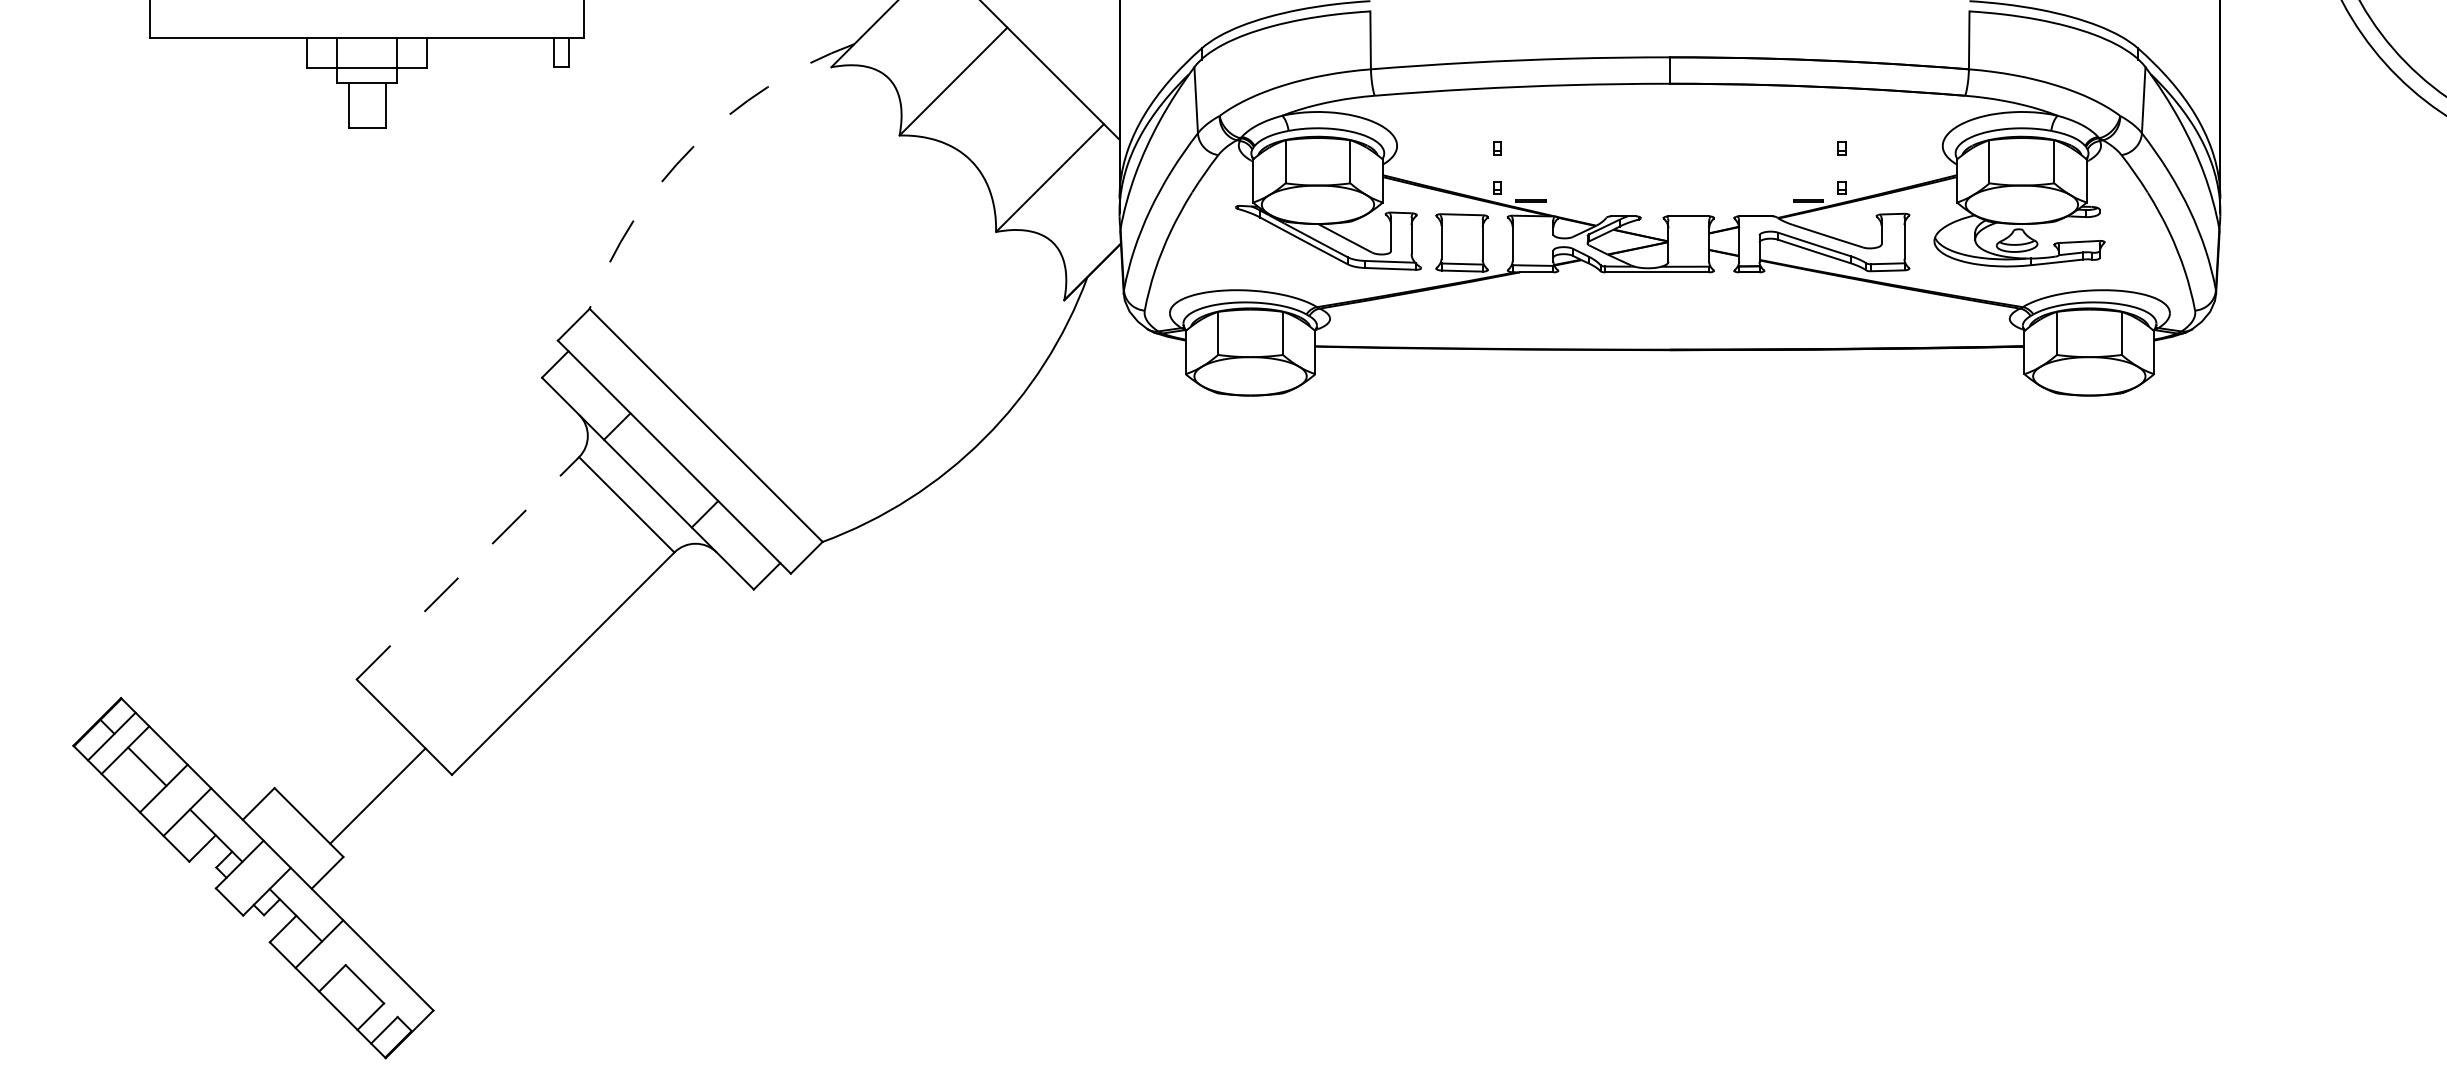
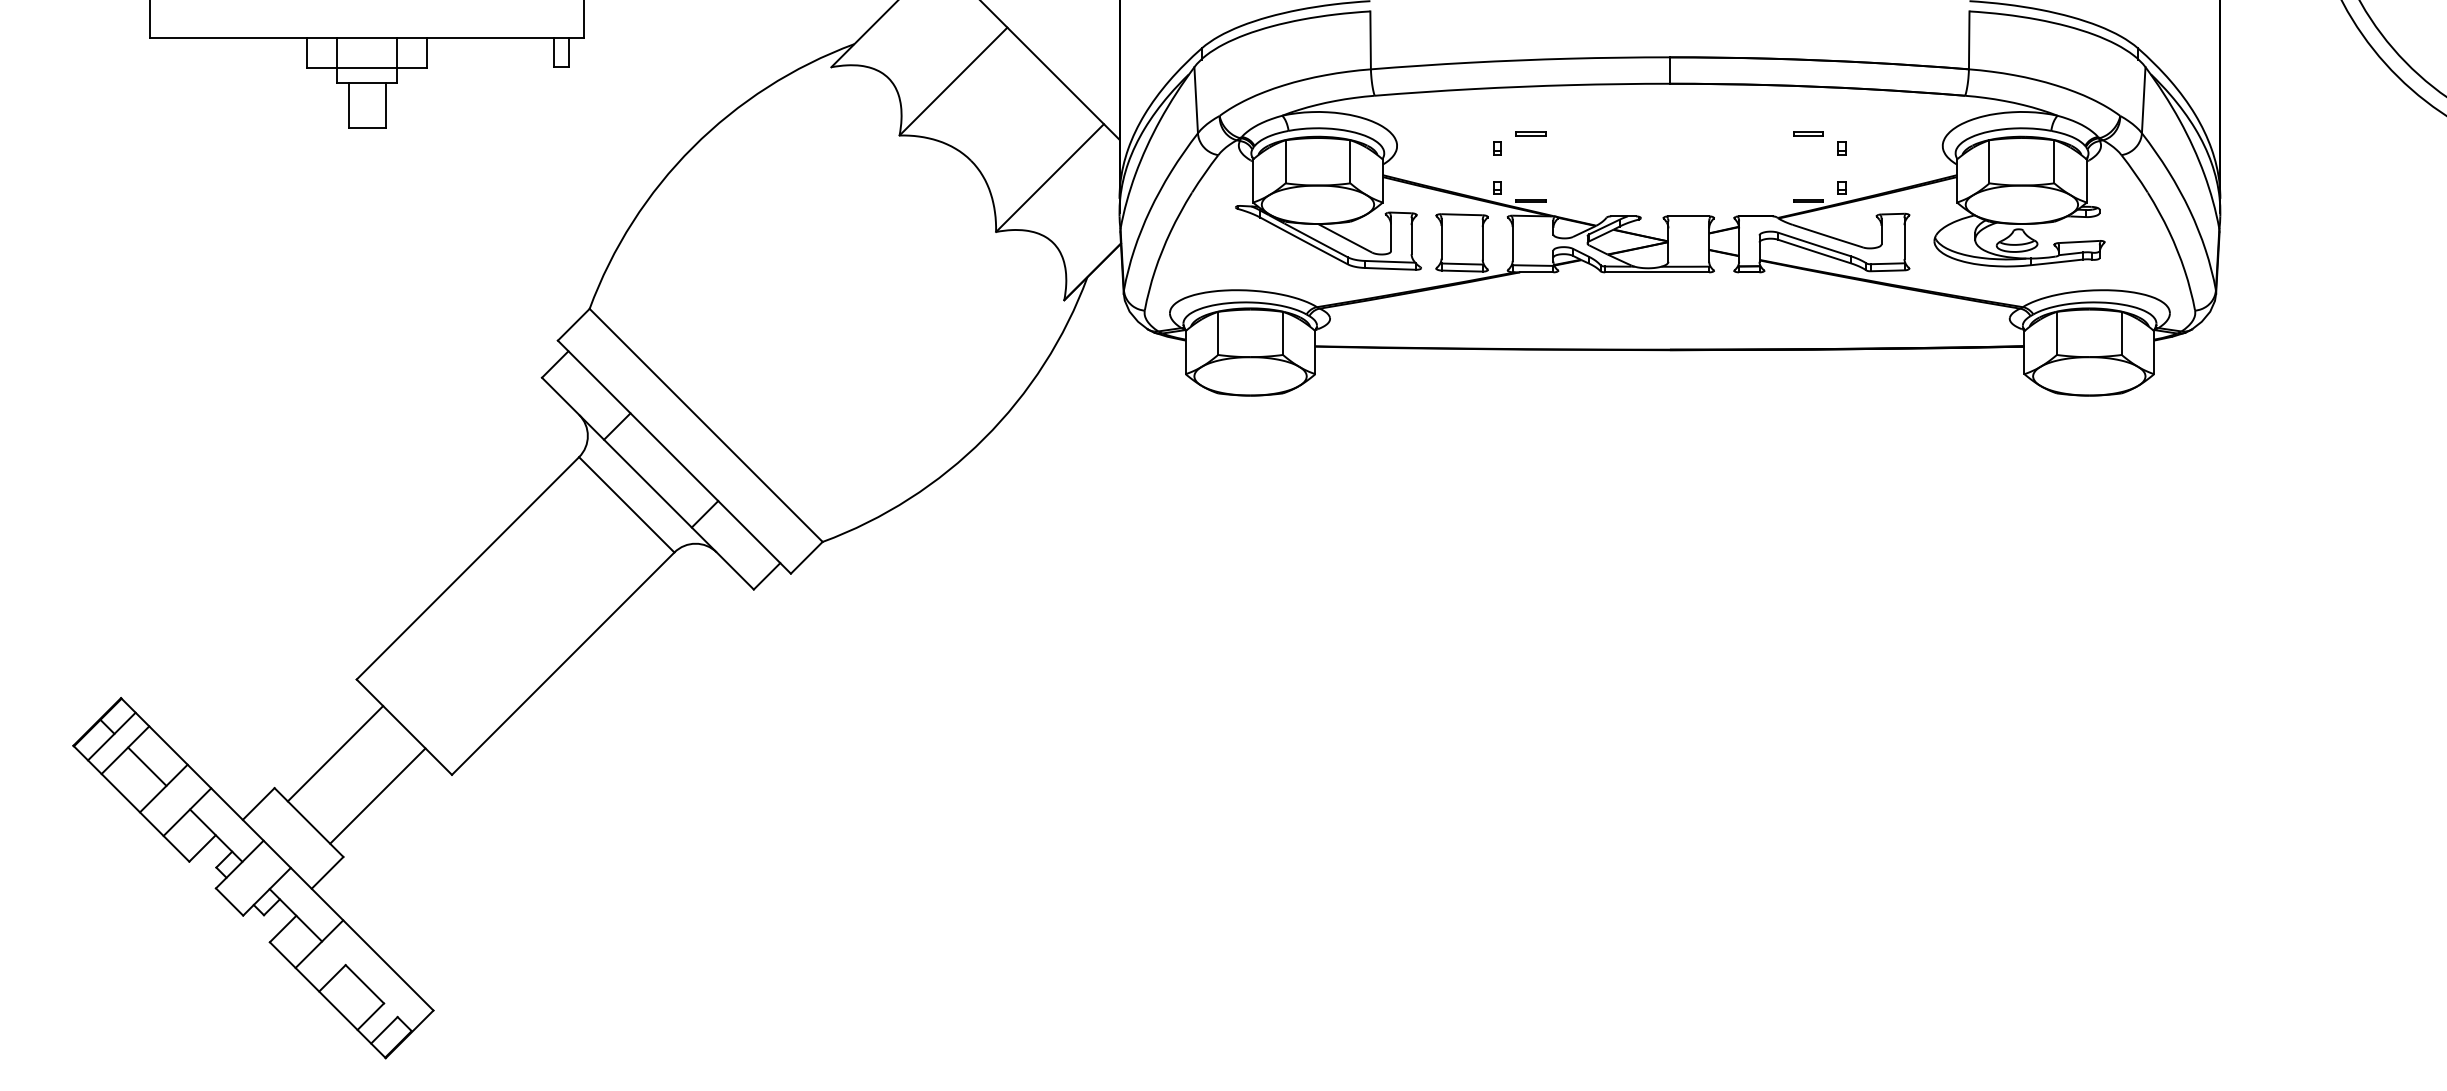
part: none -> present (1530, 133)
part: none -> present (1808, 133)
arc: dashed -> solid (692, 147)
line: dashed -> solid (468, 568)
line: none -> present (335, 753)
